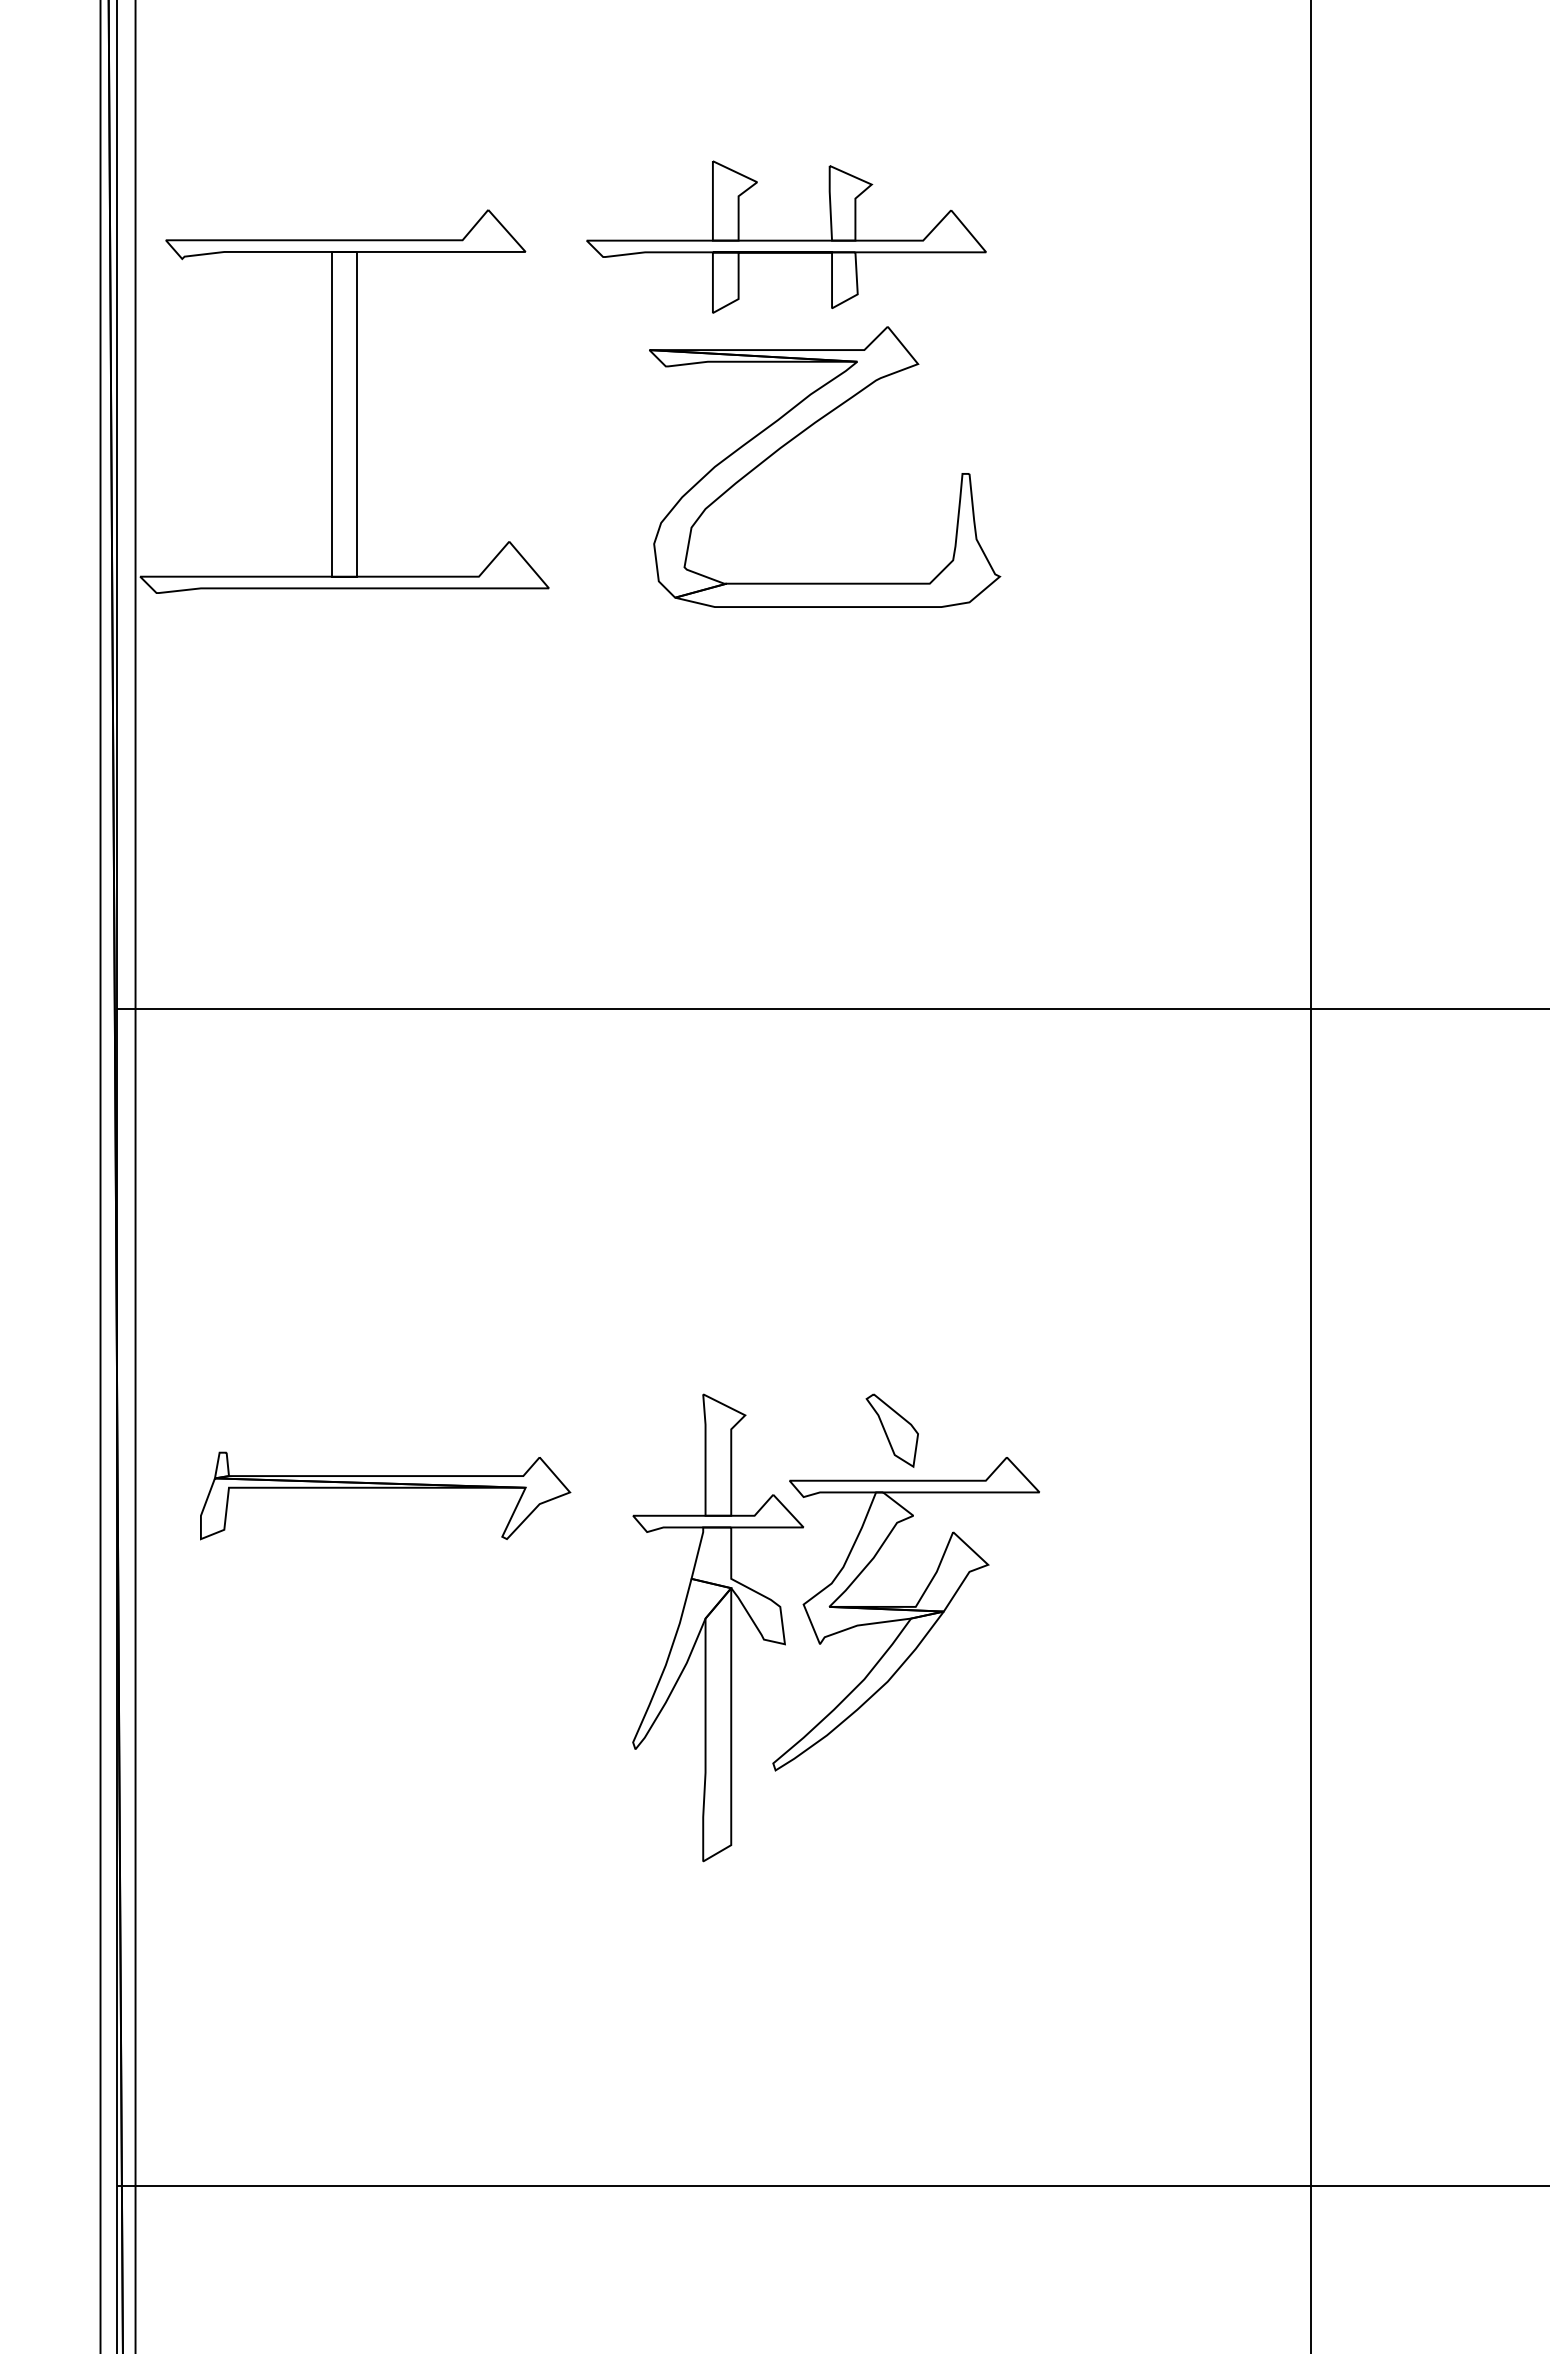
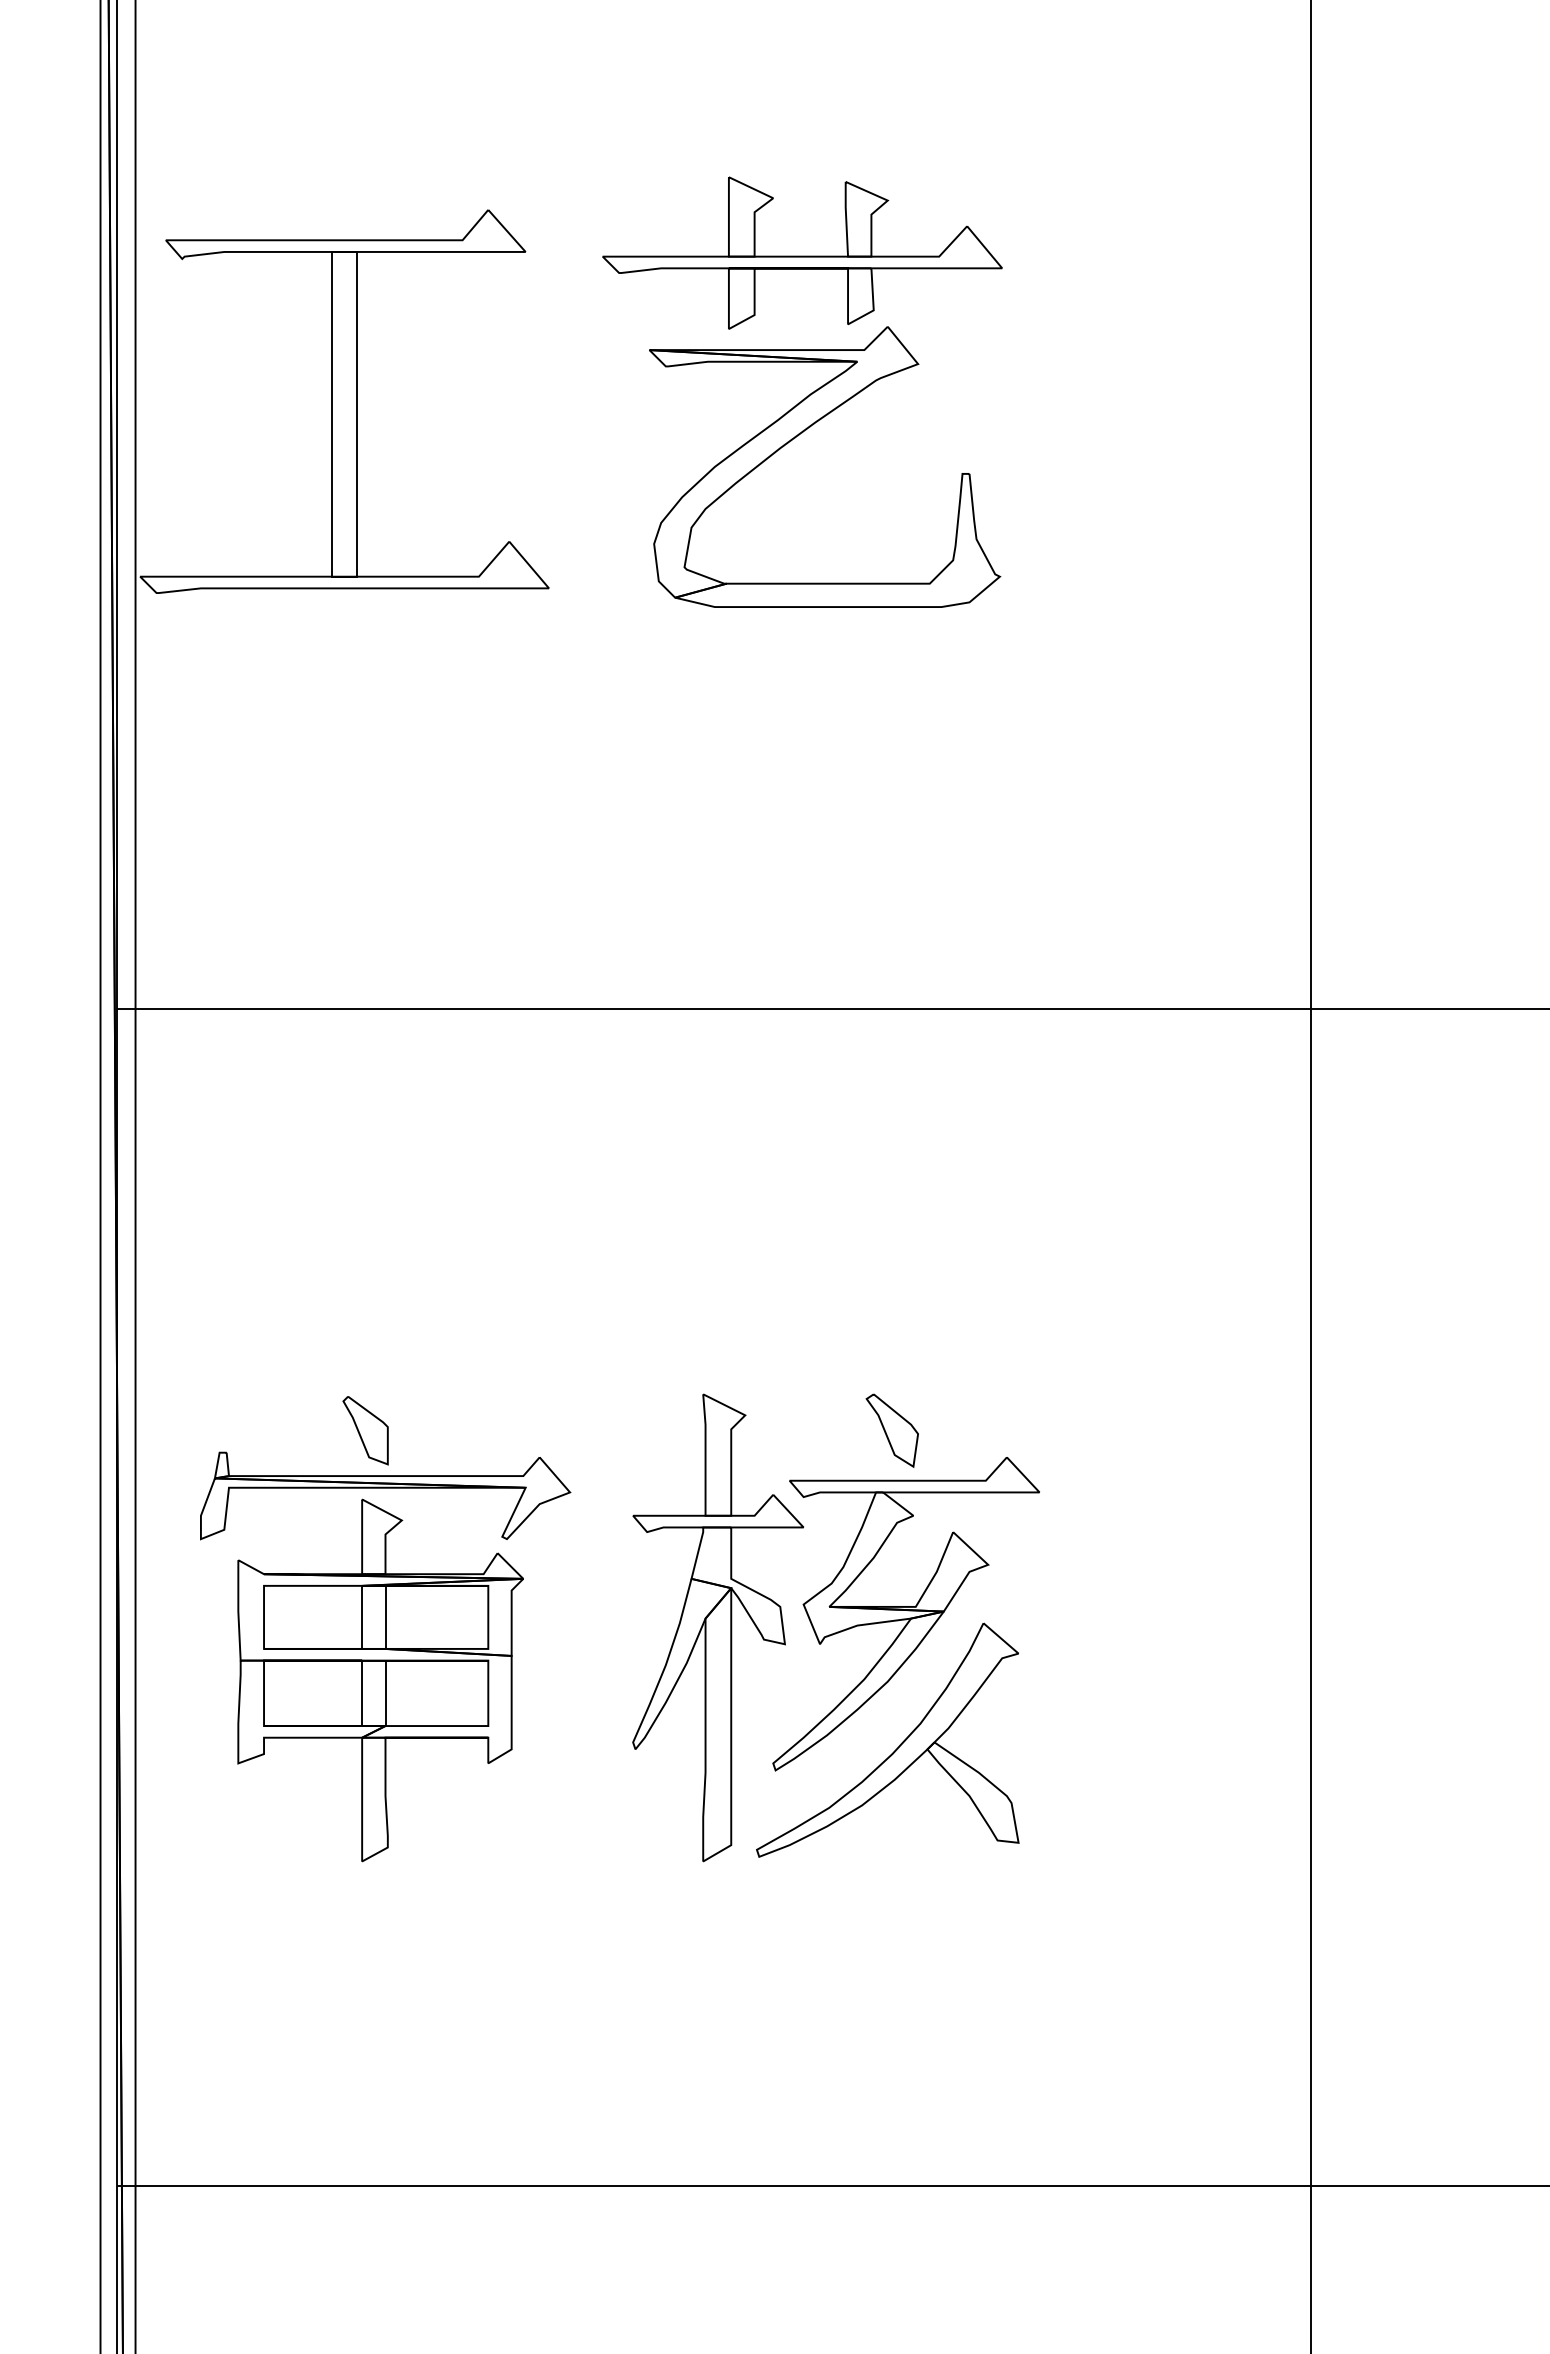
part position: (786, 236) -> (802, 252) (802, 252)
part: none -> present (365, 1430)
part: none -> present (380, 1680)
part: none -> present (896, 1748)
